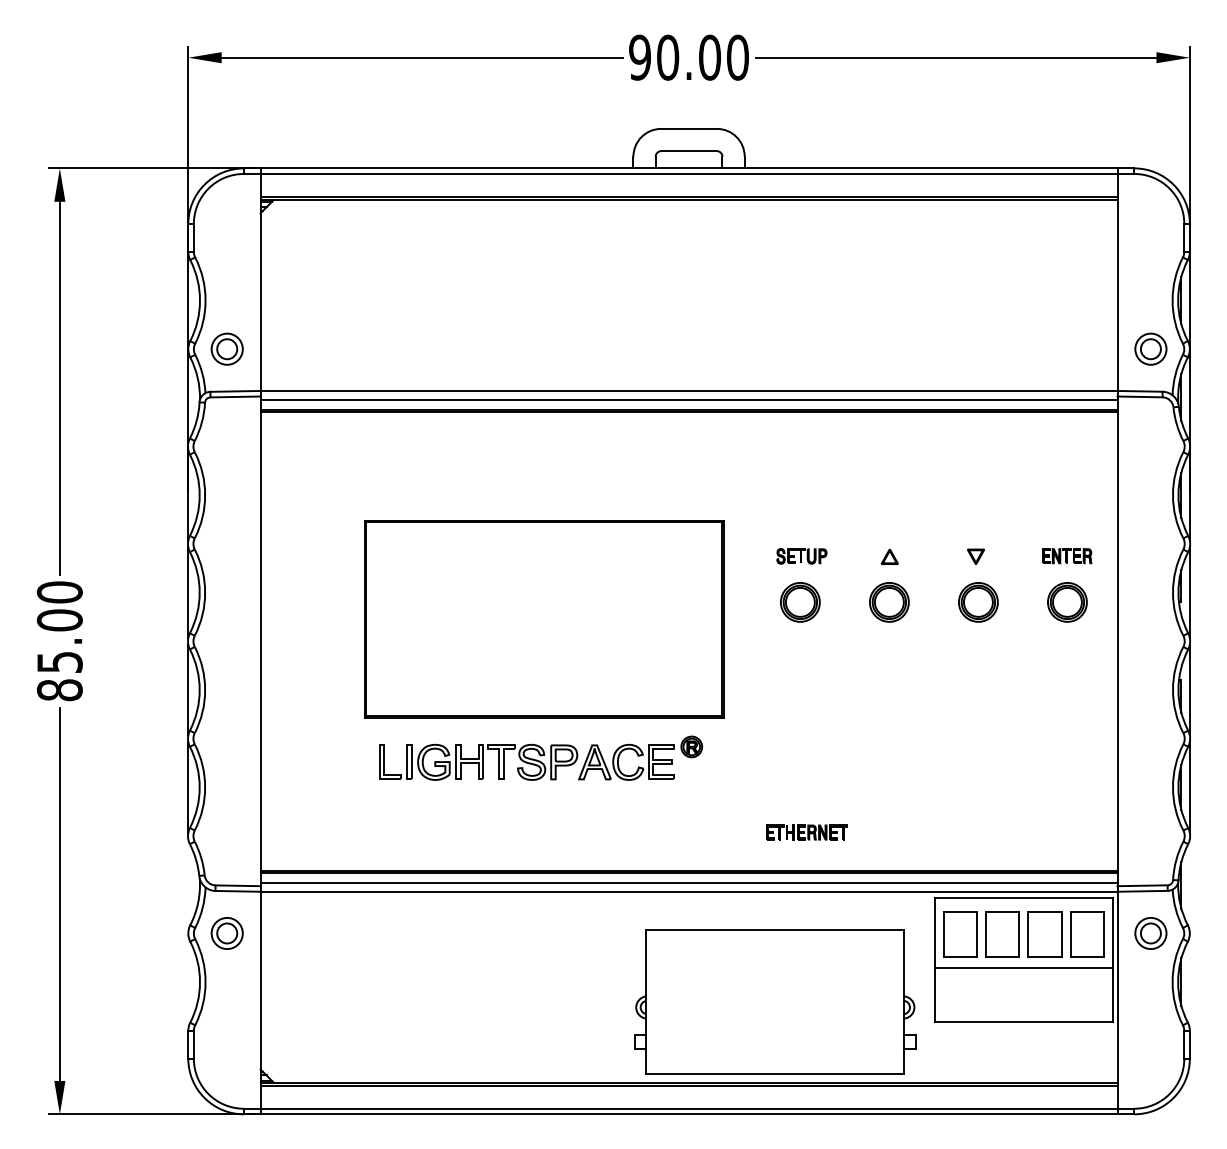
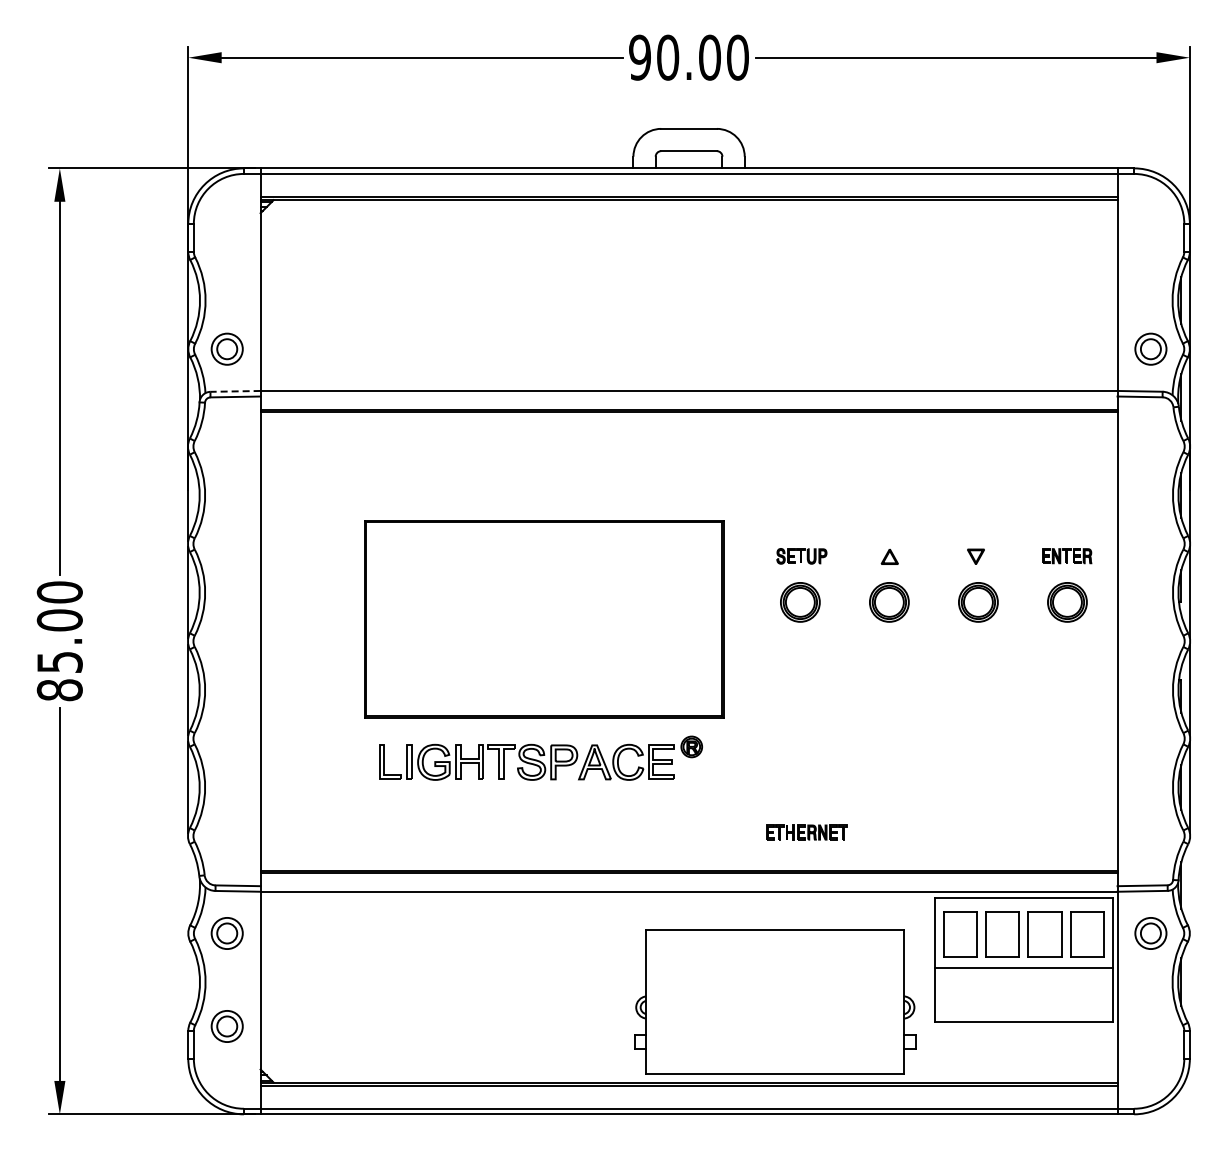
line: solid -> dashed (235, 391)
line: present -> none (688, 399)
line: present -> none (688, 882)
part: none -> present (226, 1026)
